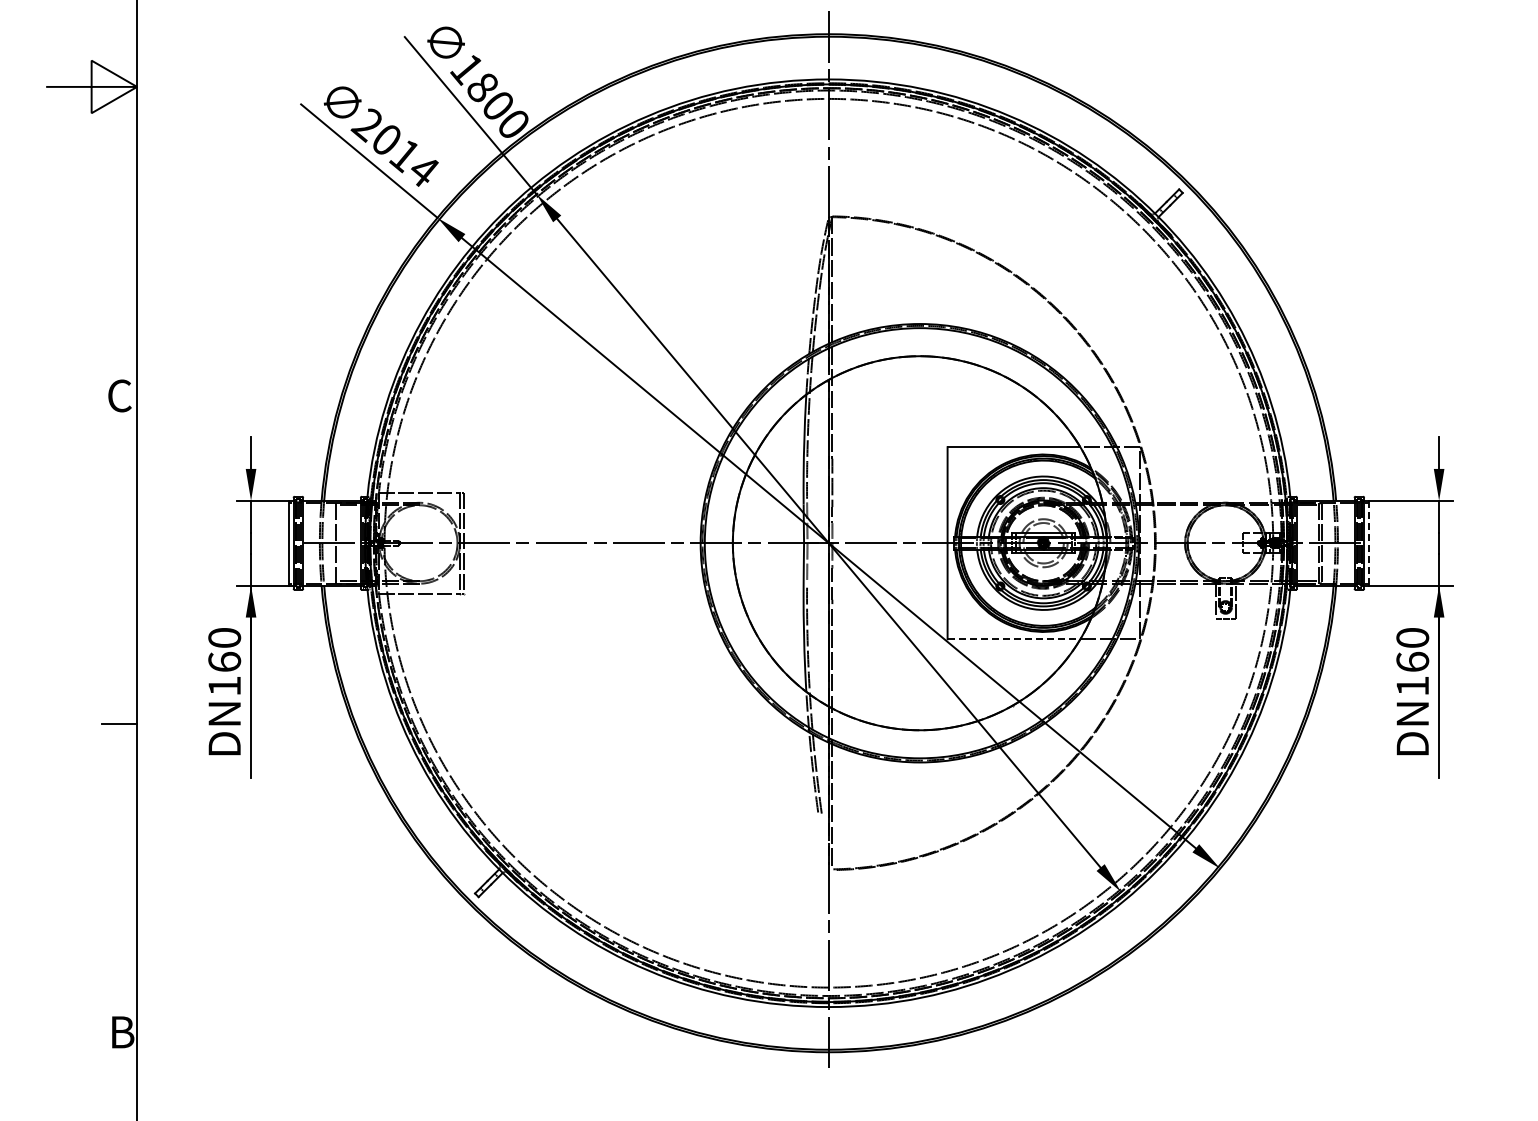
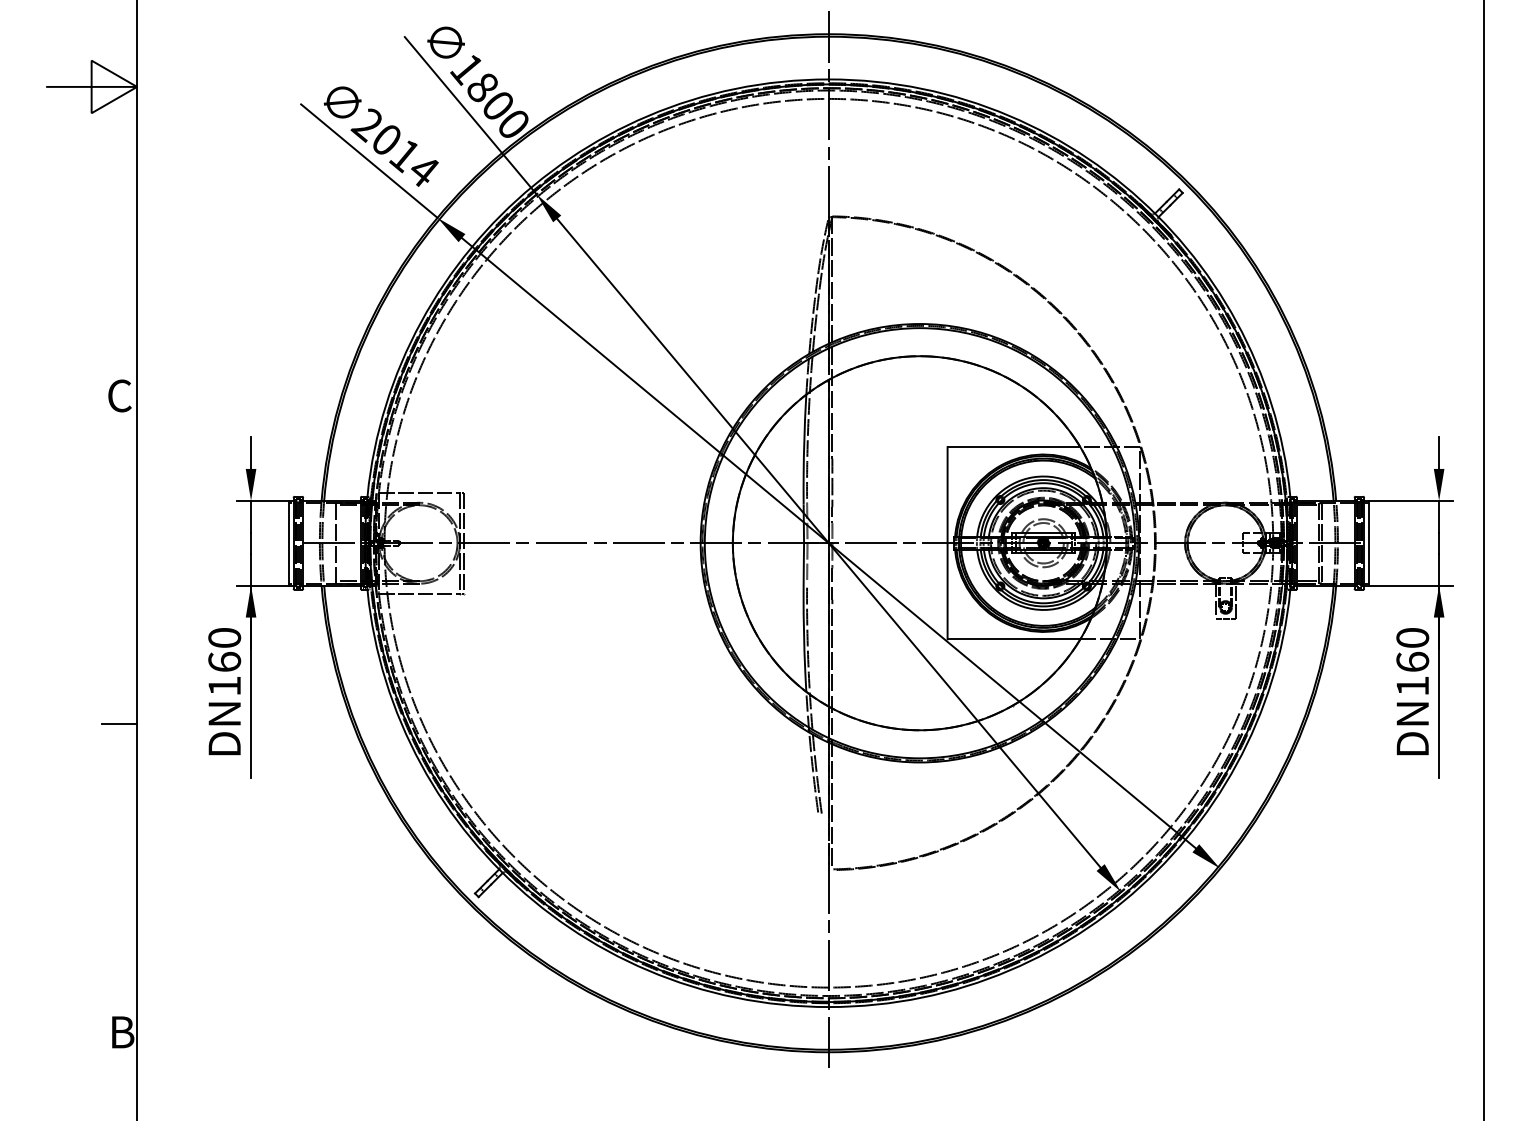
line: dashed -> solid (1369, 543)
line: none -> present (1484, 559)
line: dashed -> solid (1014, 639)
